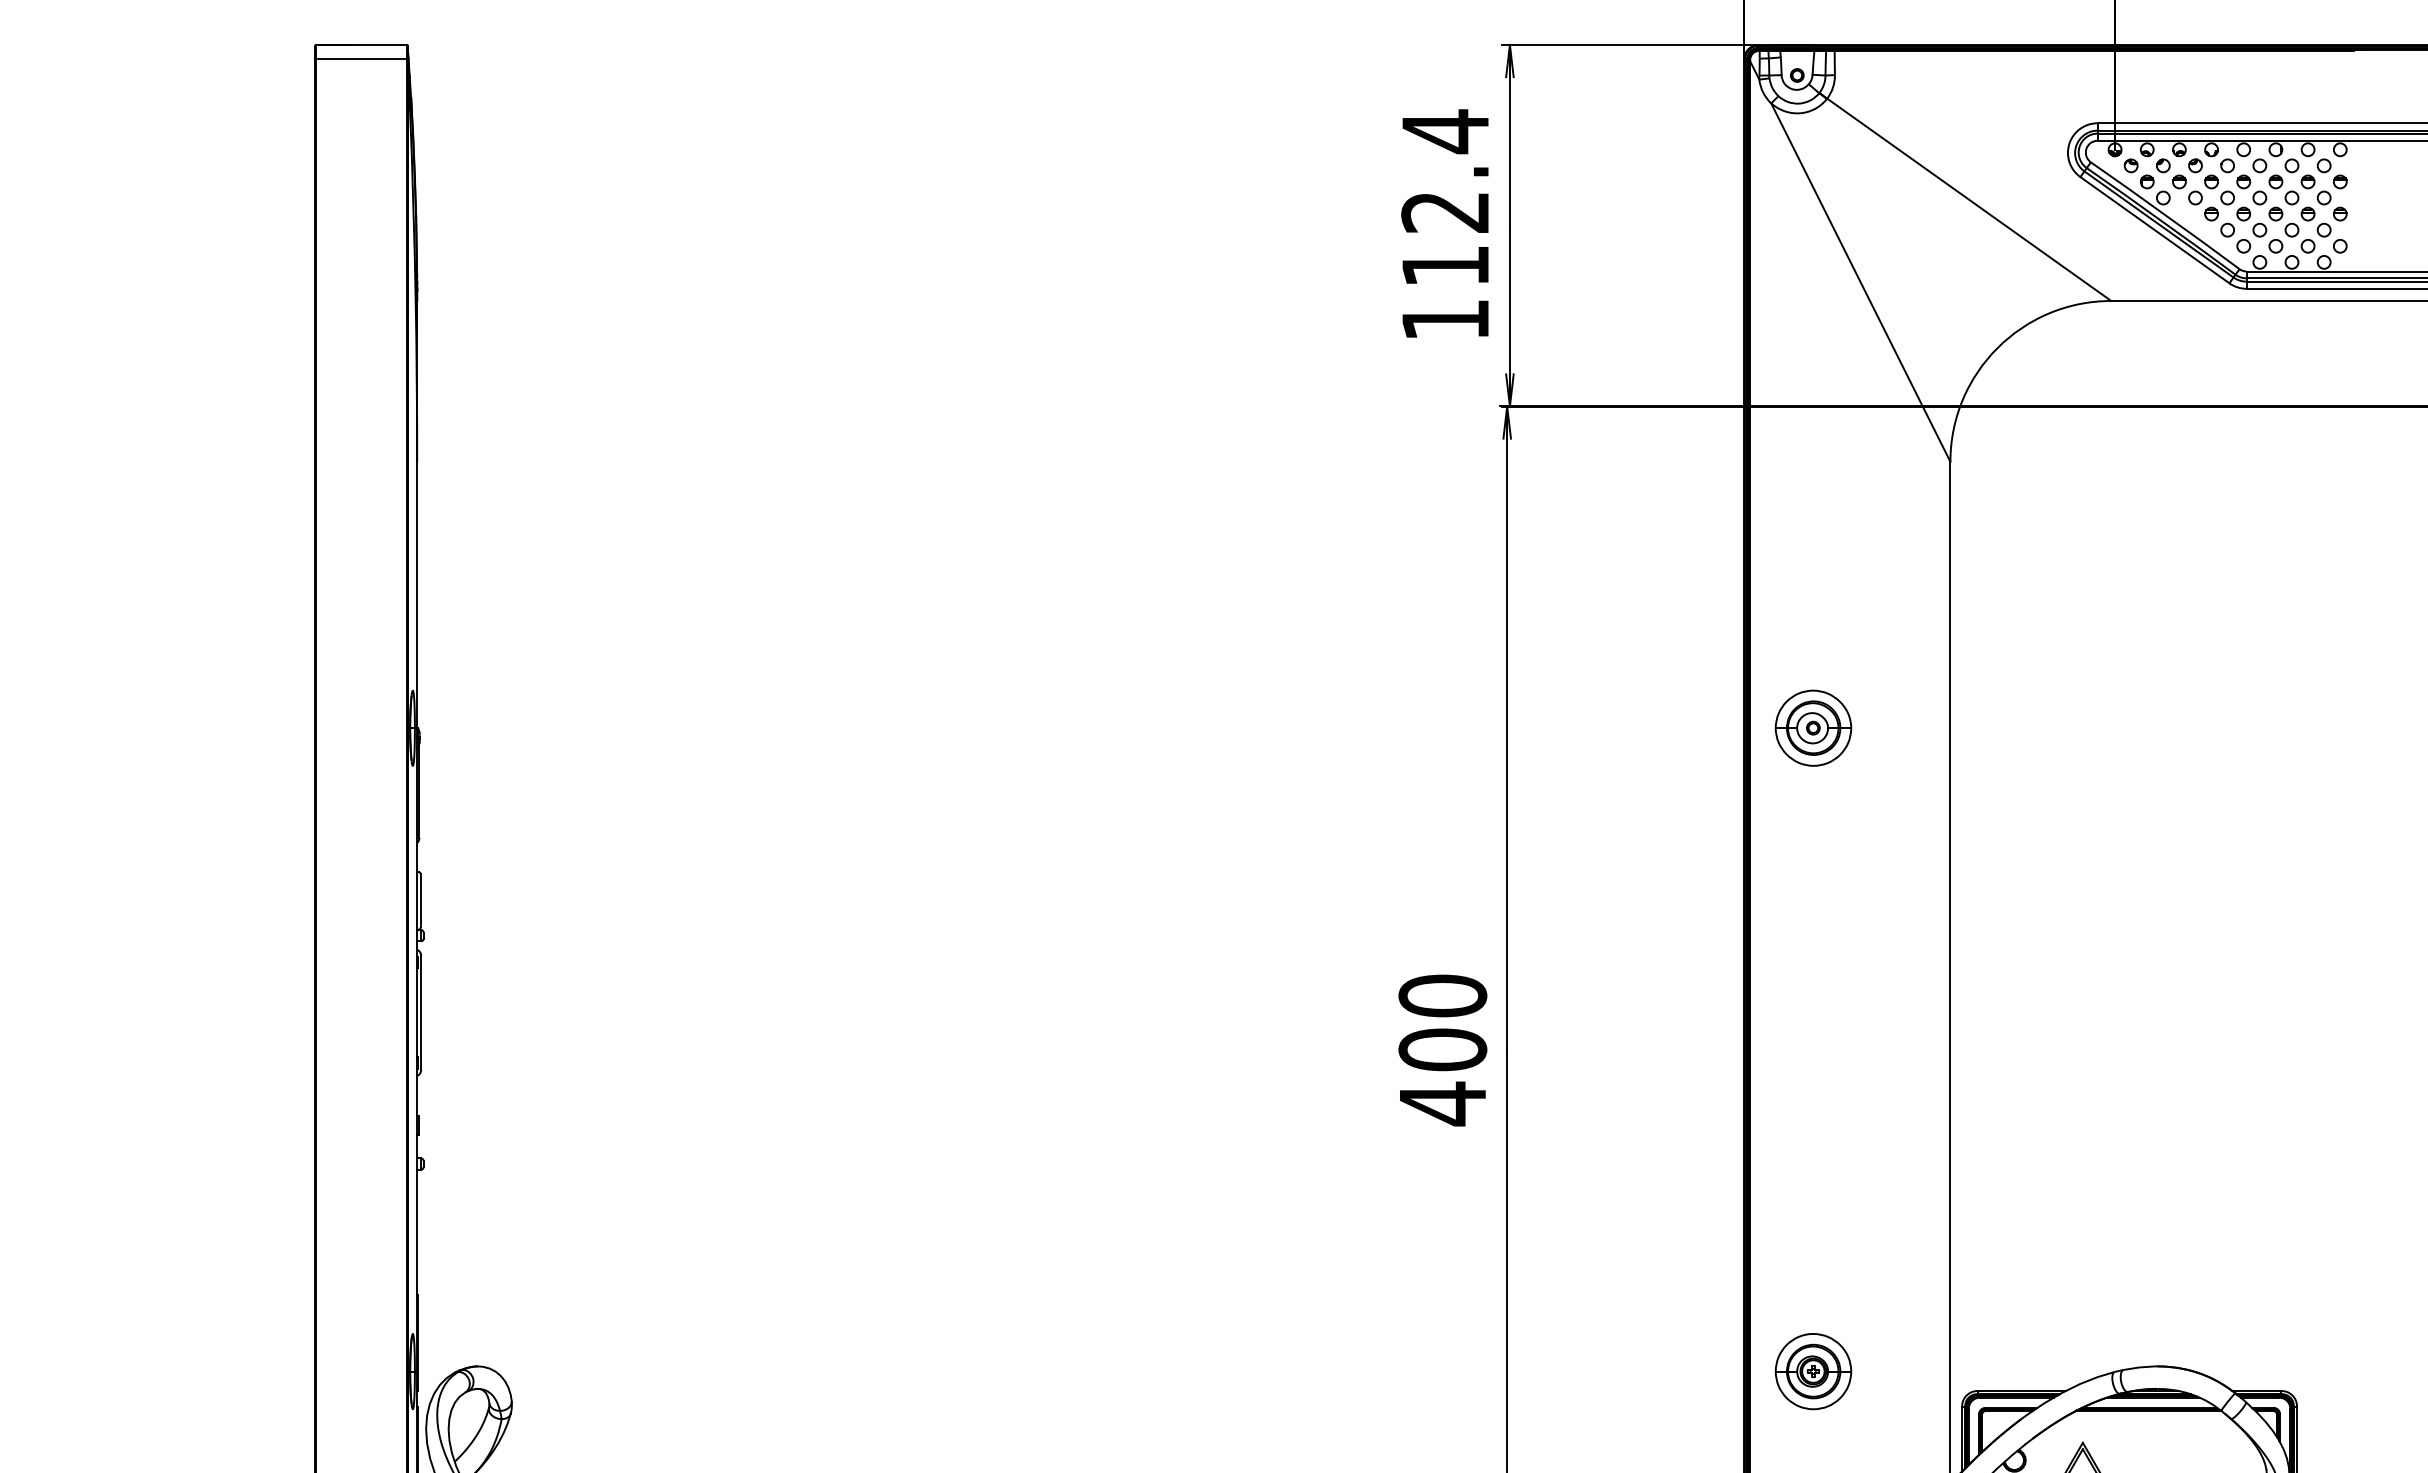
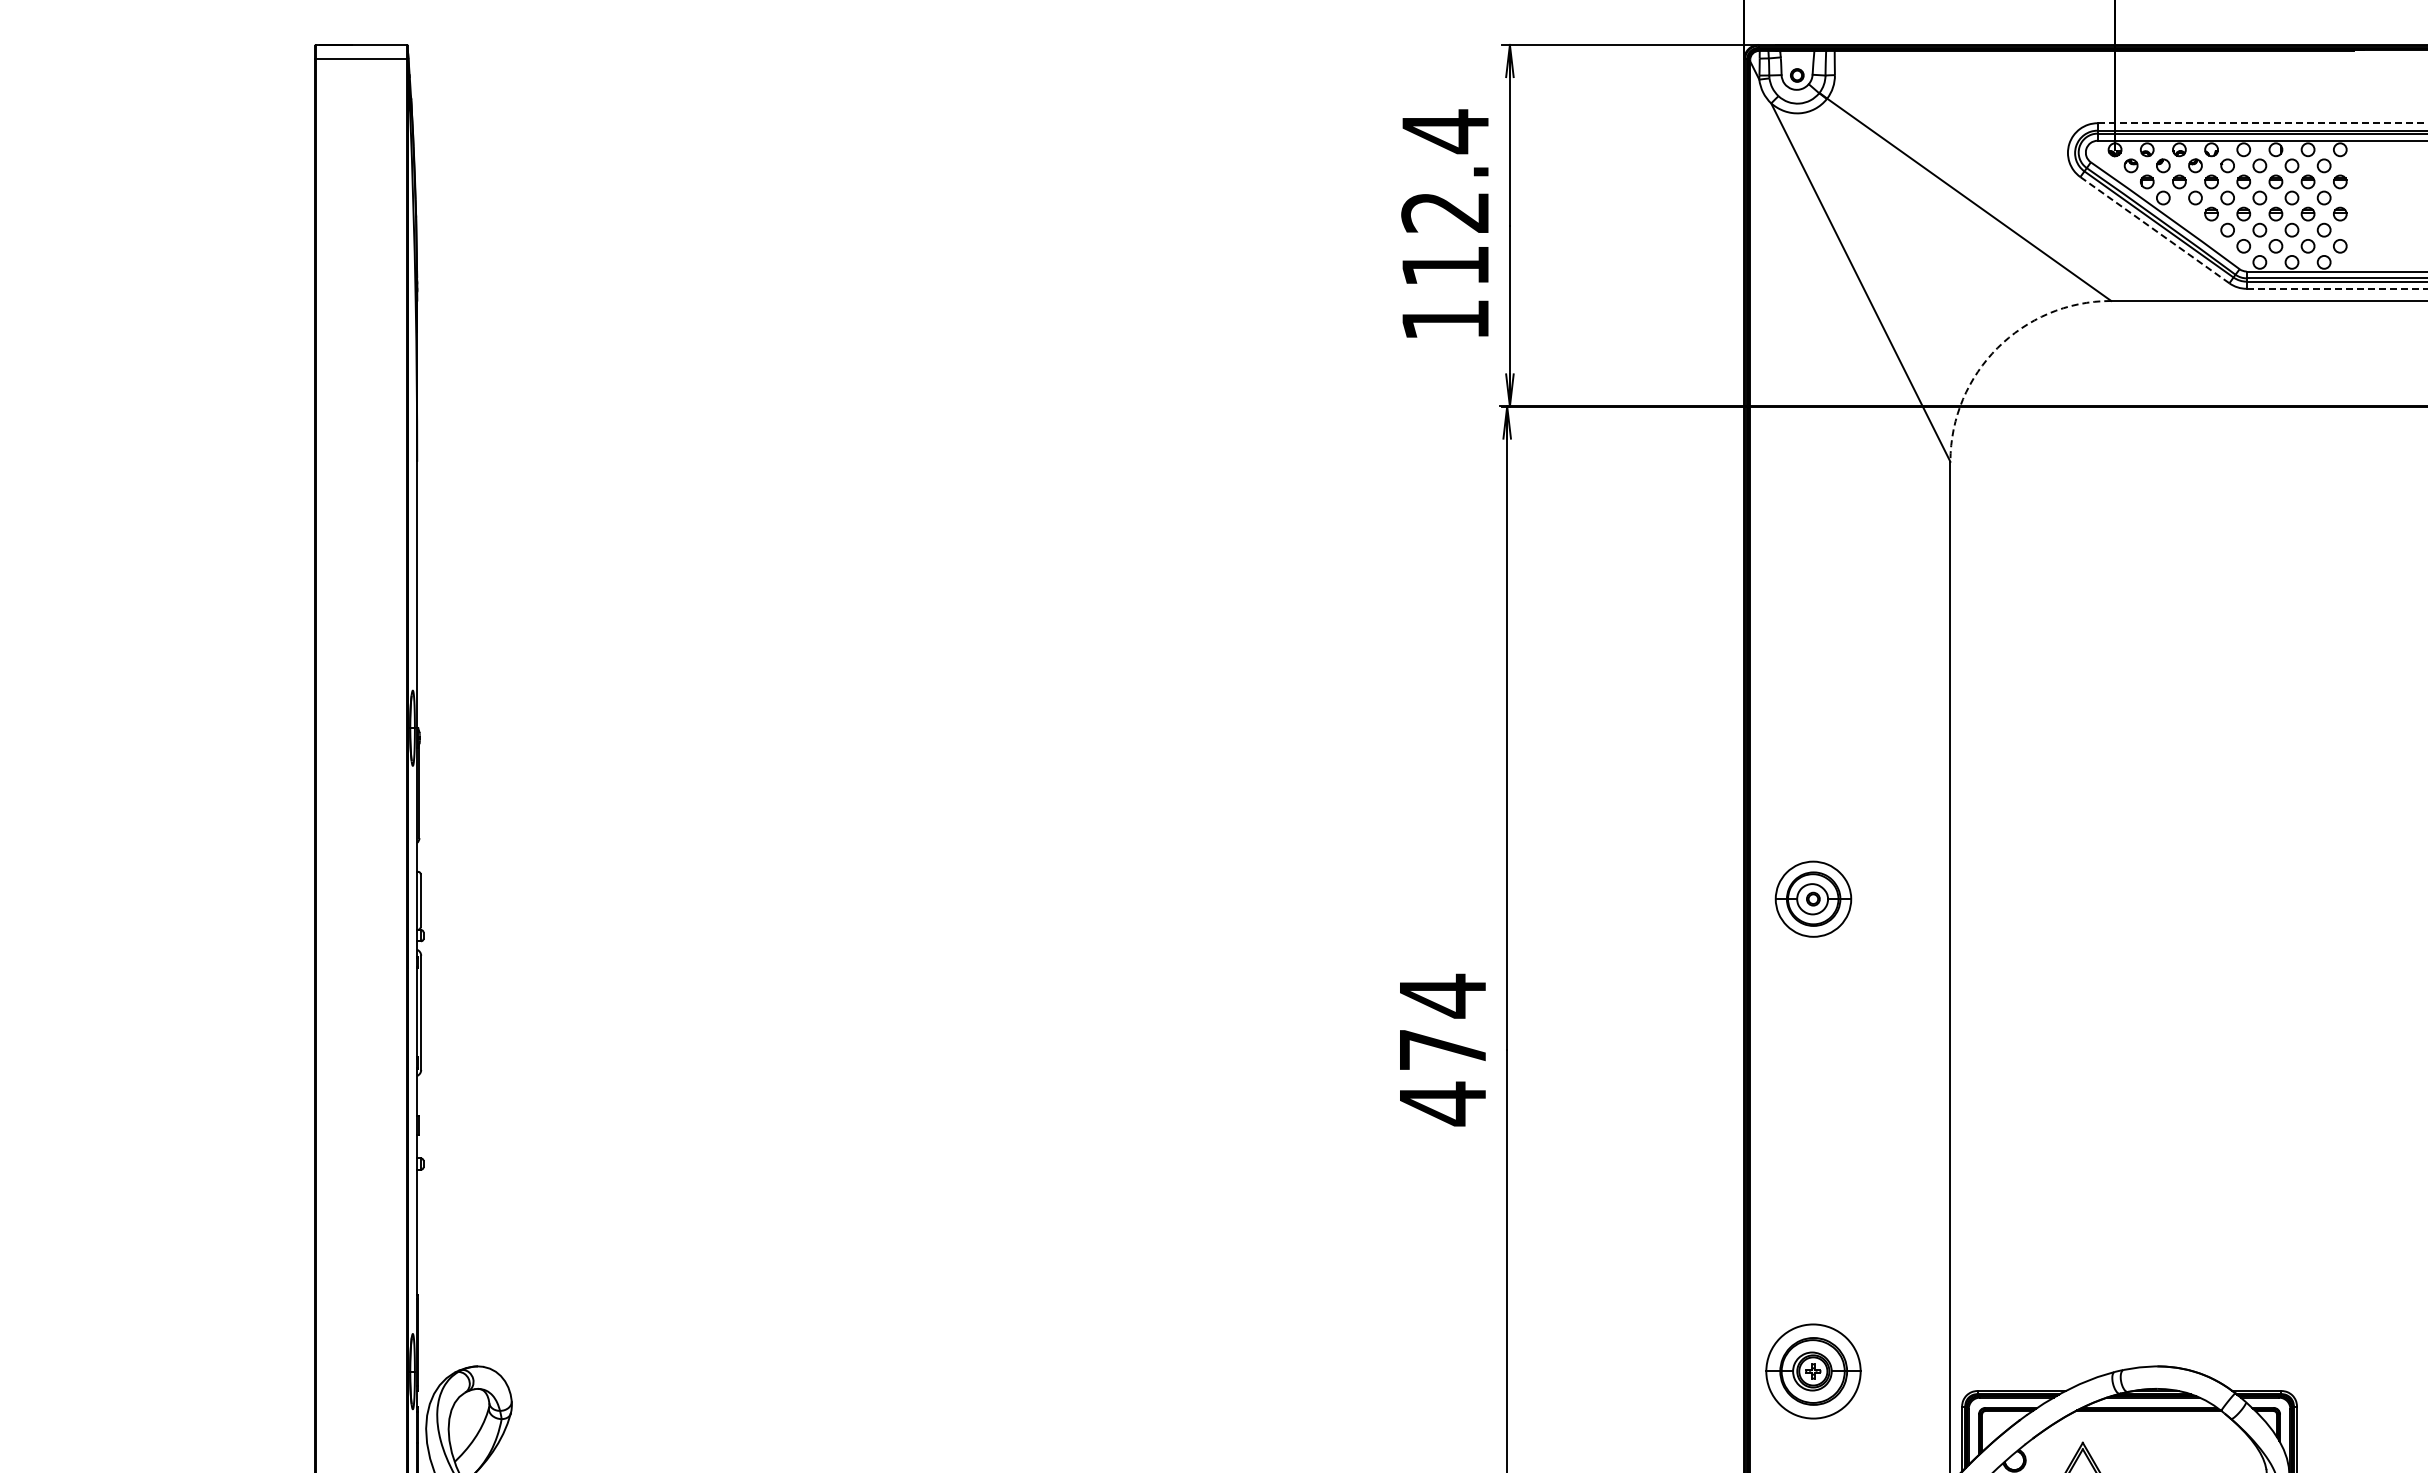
line: solid -> dashed (2262, 123)
line: solid -> dashed (2154, 230)
line: solid -> dashed (2337, 288)
arc: solid -> dashed (1997, 348)
part position: (1813, 727) -> (1813, 898) (1813, 898)
text: 400 -> 474 (1442, 1022)
part size: 79x78 px -> 97x97 px (1813, 1371)
